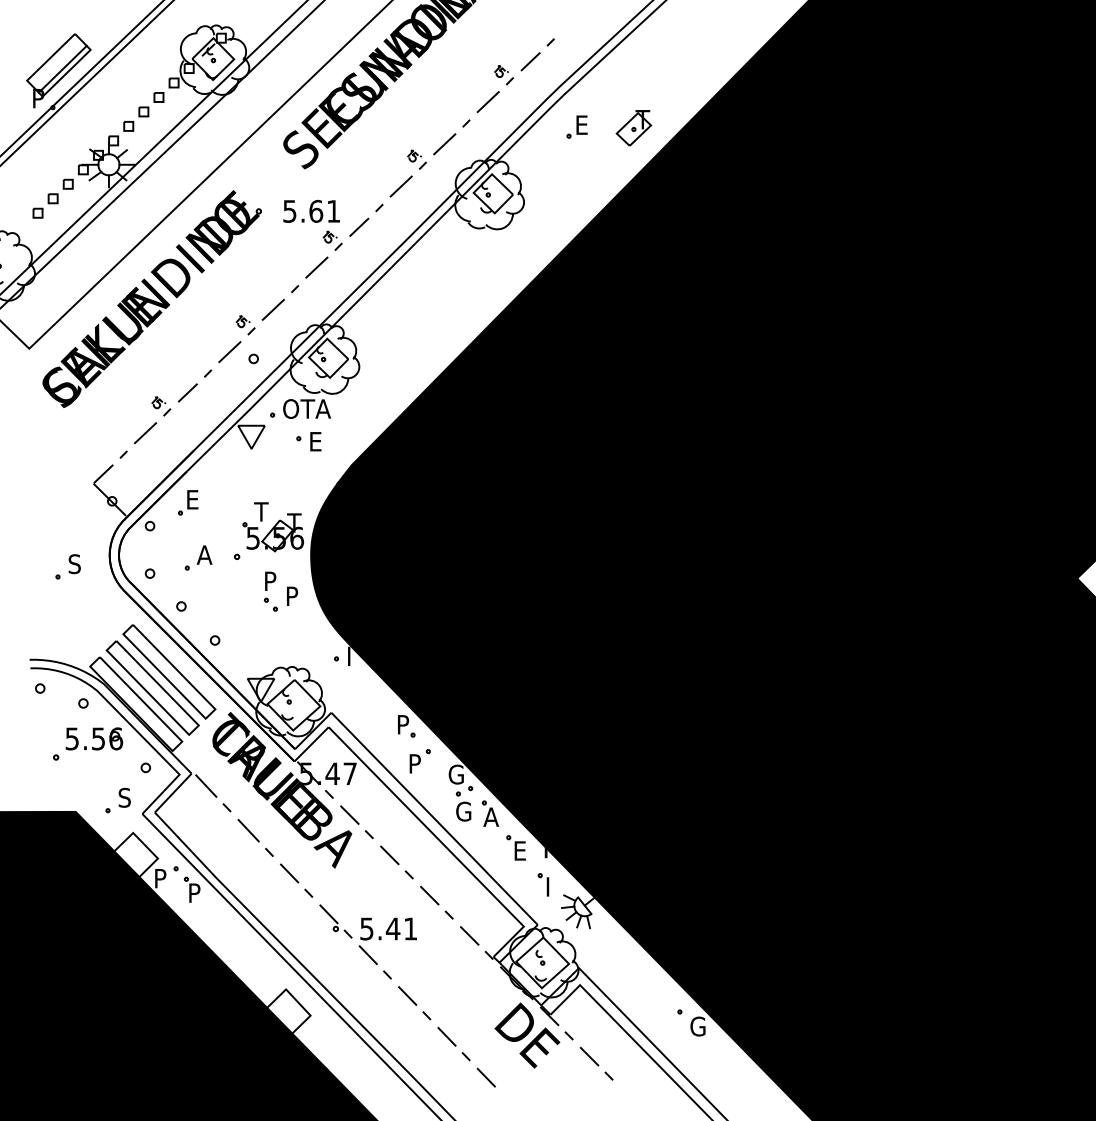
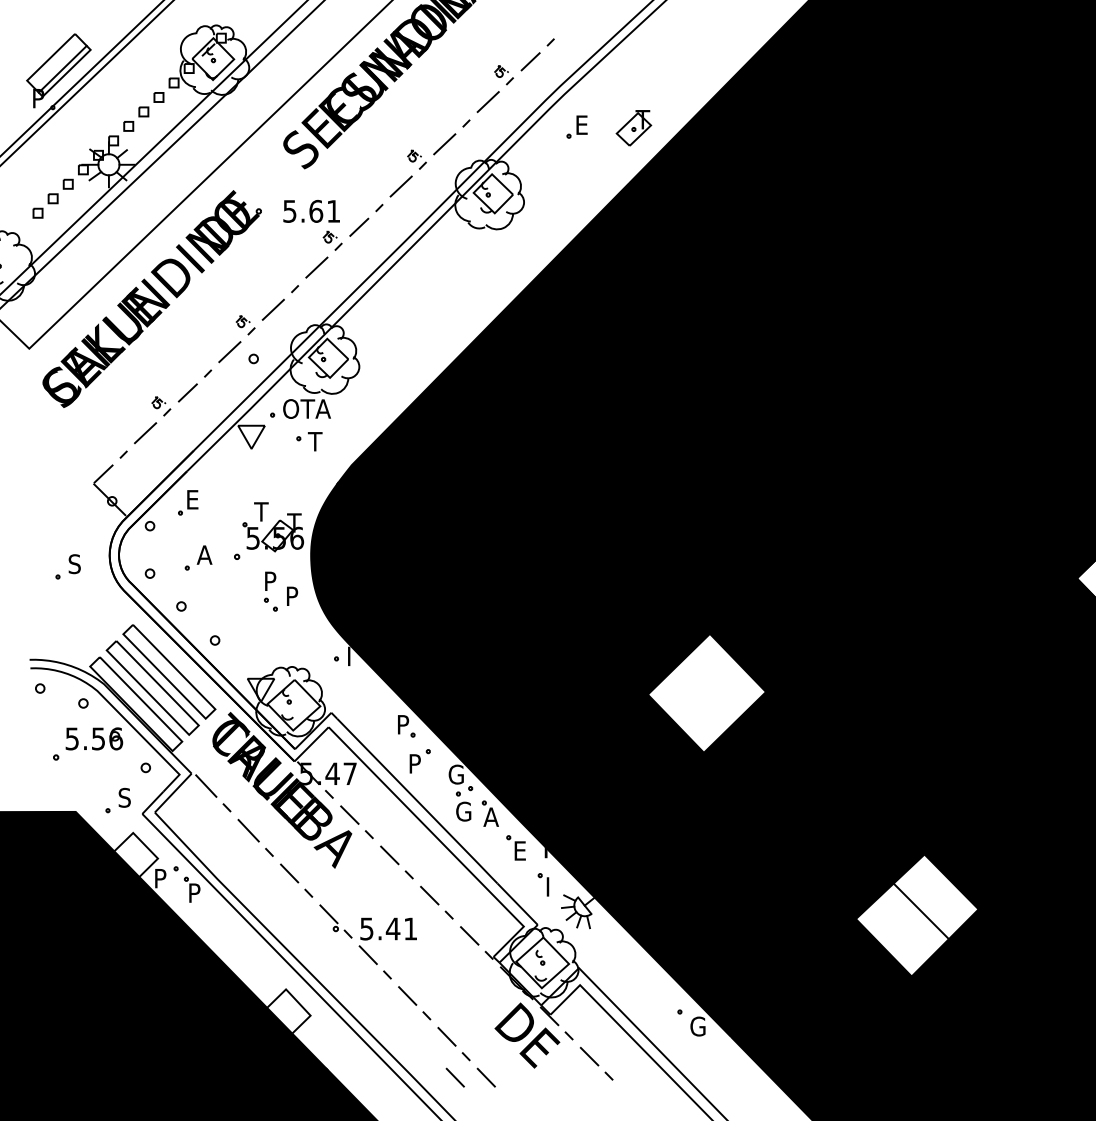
text: E -> T (314, 441)
fill: present -> none (706, 692)
fill: present -> none (916, 915)
line: none -> present (454, 1077)
